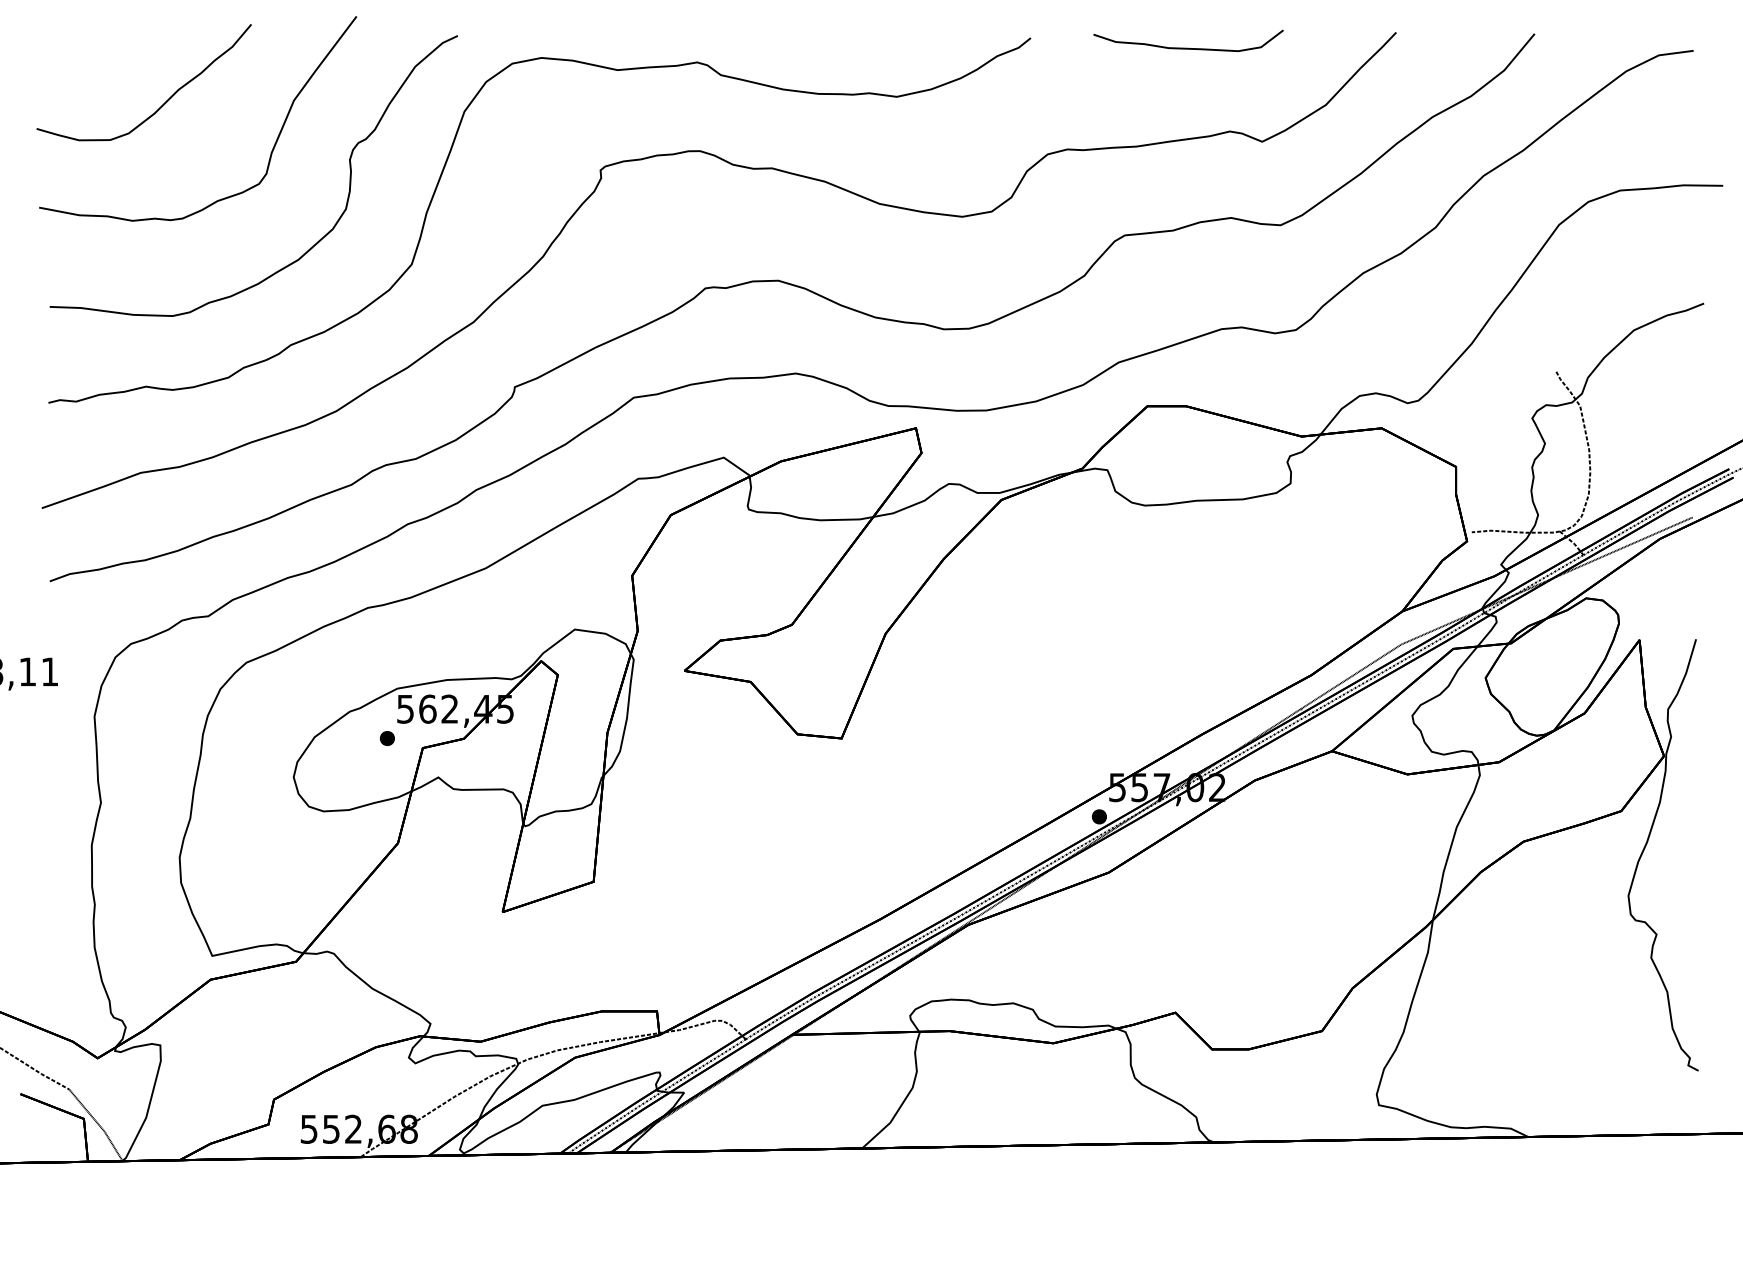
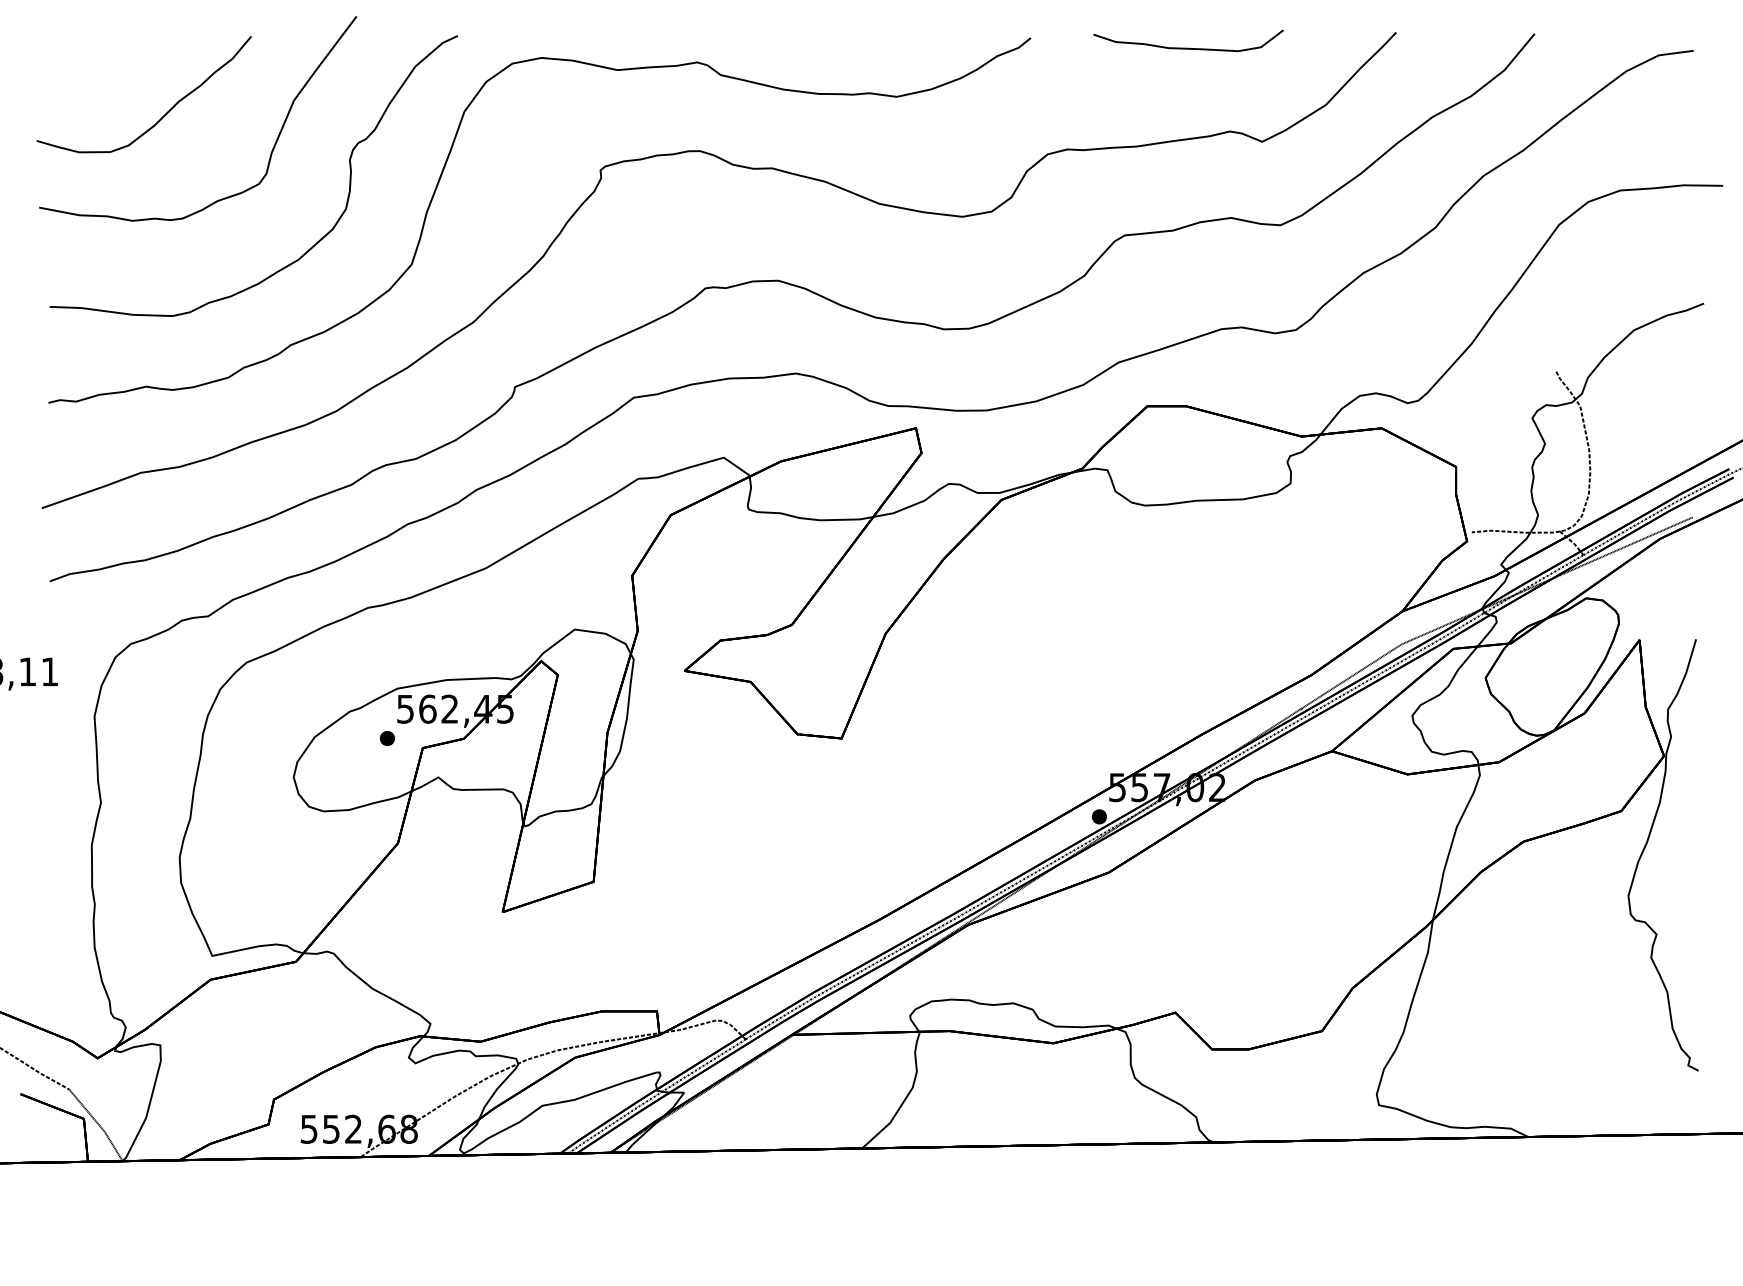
part position: (164, 102) -> (164, 114) (164, 114)
